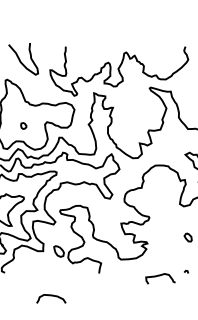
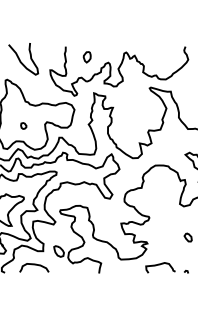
part: none -> present (86, 57)
curve position: (160, 276) -> (160, 265) (160, 265)
curve position: (51, 296) -> (34, 265) (34, 265)
